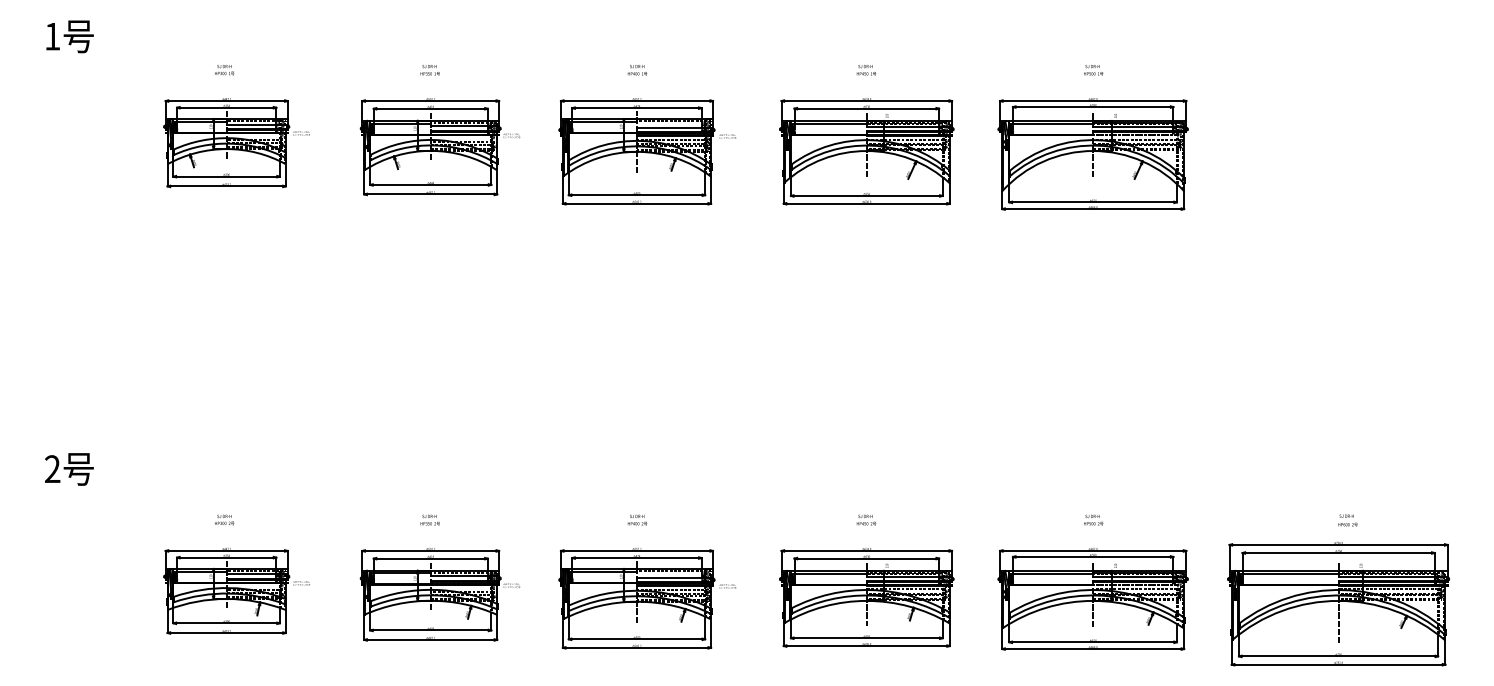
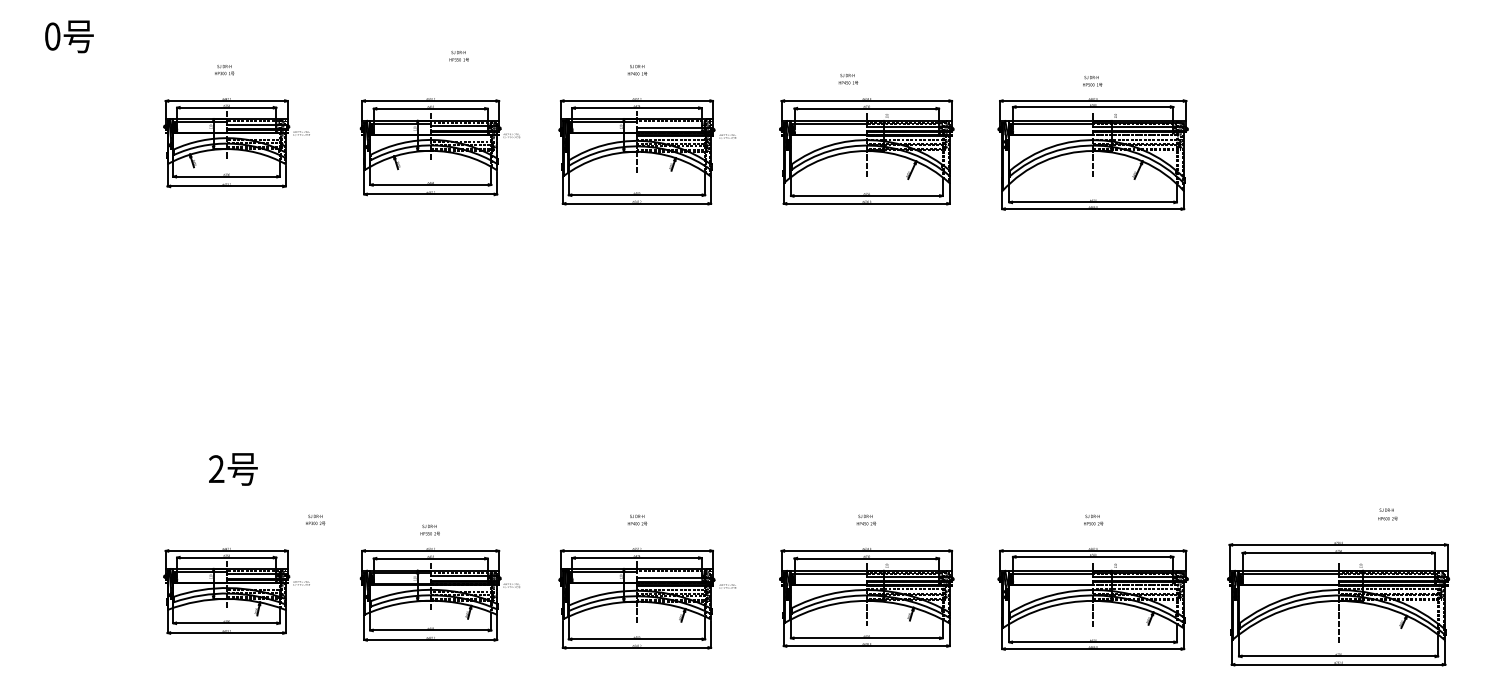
text: 1 -> 0 (52, 36)
text position: (429, 70) -> (458, 56) (458, 56)
text position: (866, 70) -> (848, 79) (848, 79)
text position: (1093, 70) -> (1092, 81) (1092, 81)
text position: (69, 469) -> (233, 469) (233, 469)
text position: (224, 519) -> (315, 519) (315, 519)
text position: (429, 519) -> (429, 529) (429, 529)
text position: (1347, 520) -> (1387, 514) (1387, 514)
